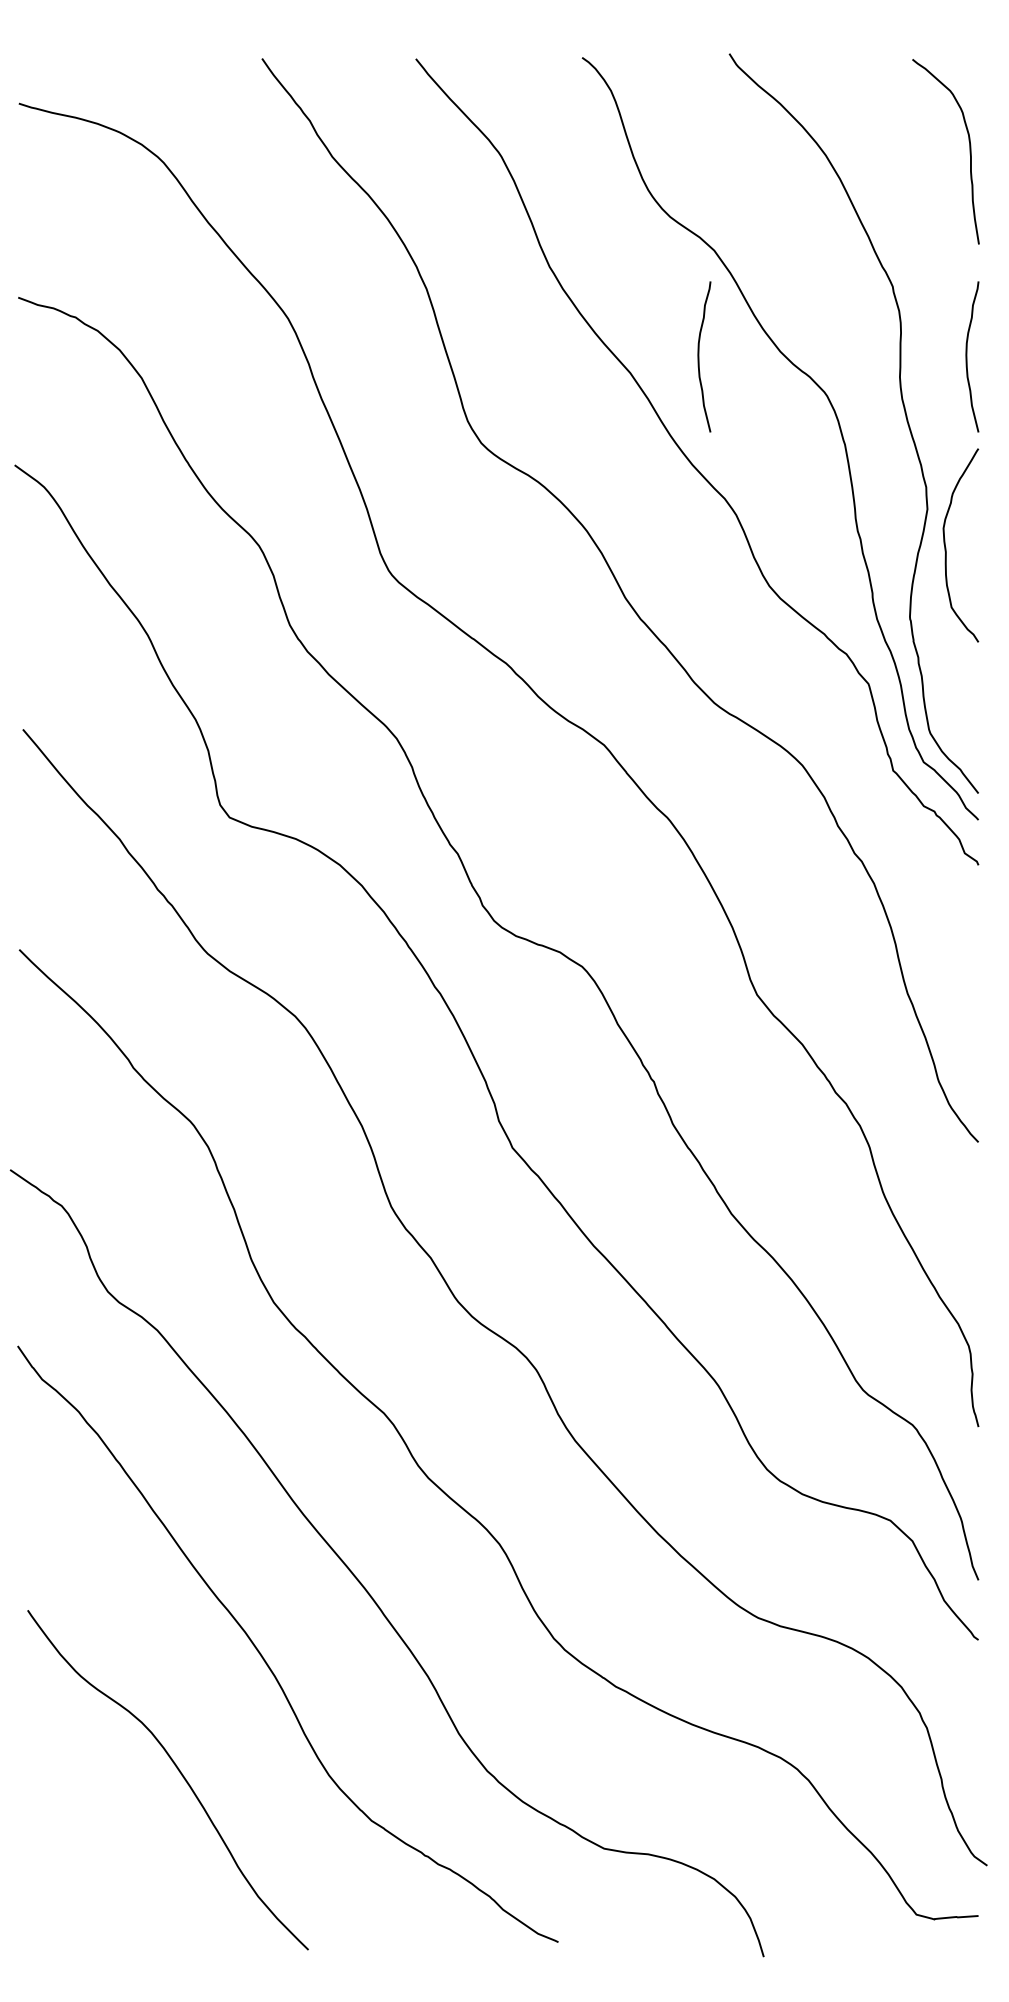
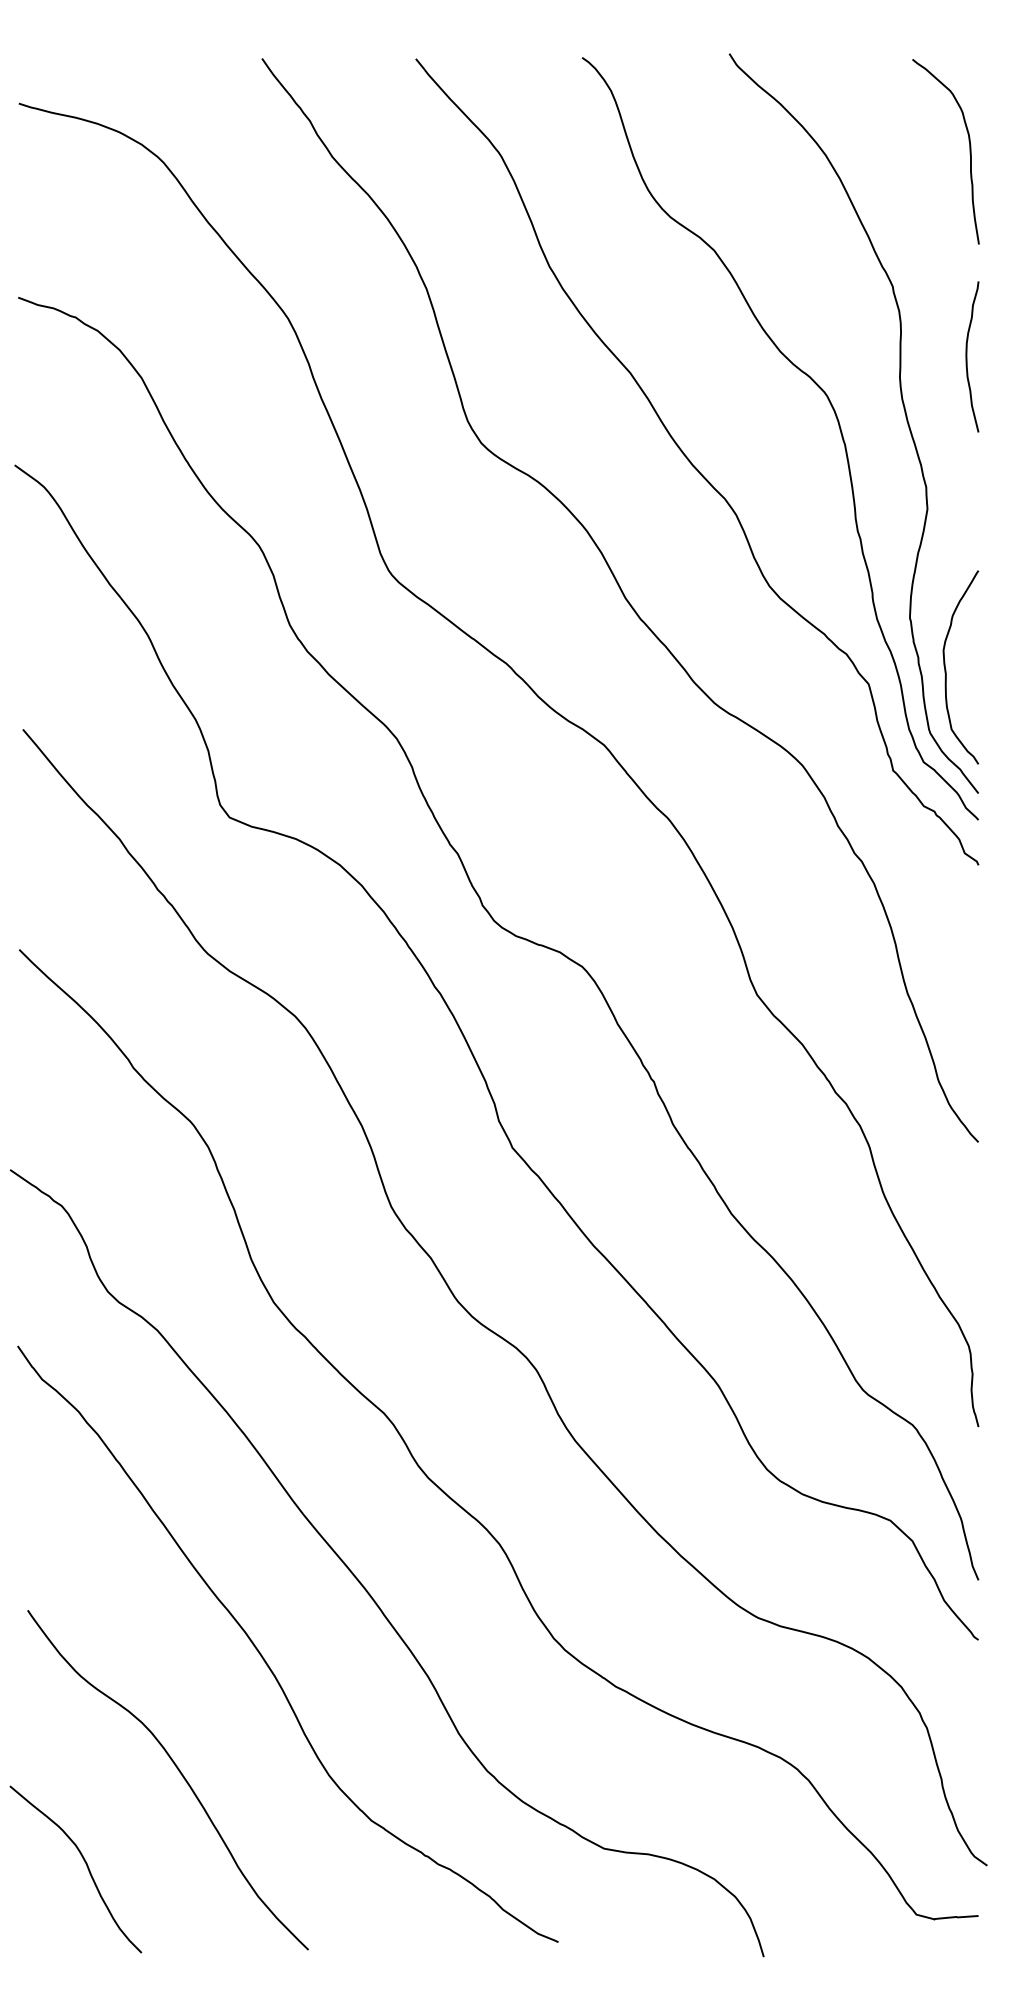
curve: present -> none (699, 356)
curve position: (946, 547) -> (946, 669) (946, 669)
curve: none -> present (85, 1864)
